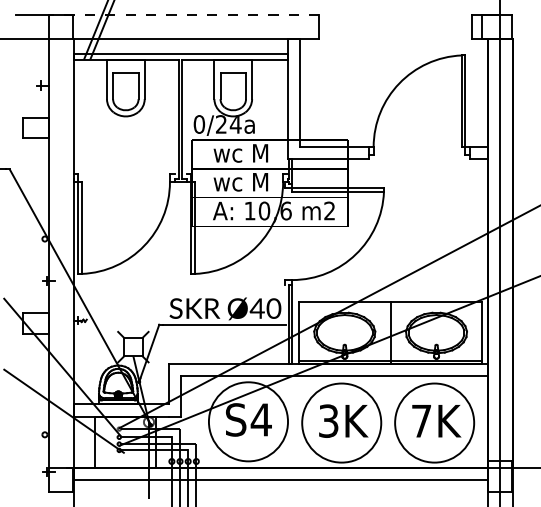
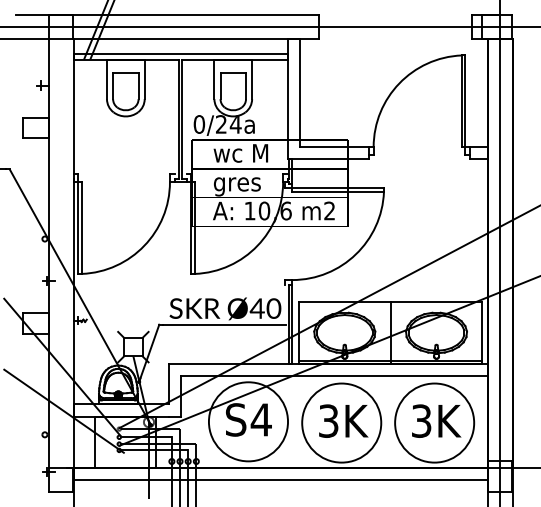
line: dashed -> solid (183, 14)
line: none -> present (269, 27)
text: wc M -> gres (240, 184)
text: 7K -> 3K (421, 420)
